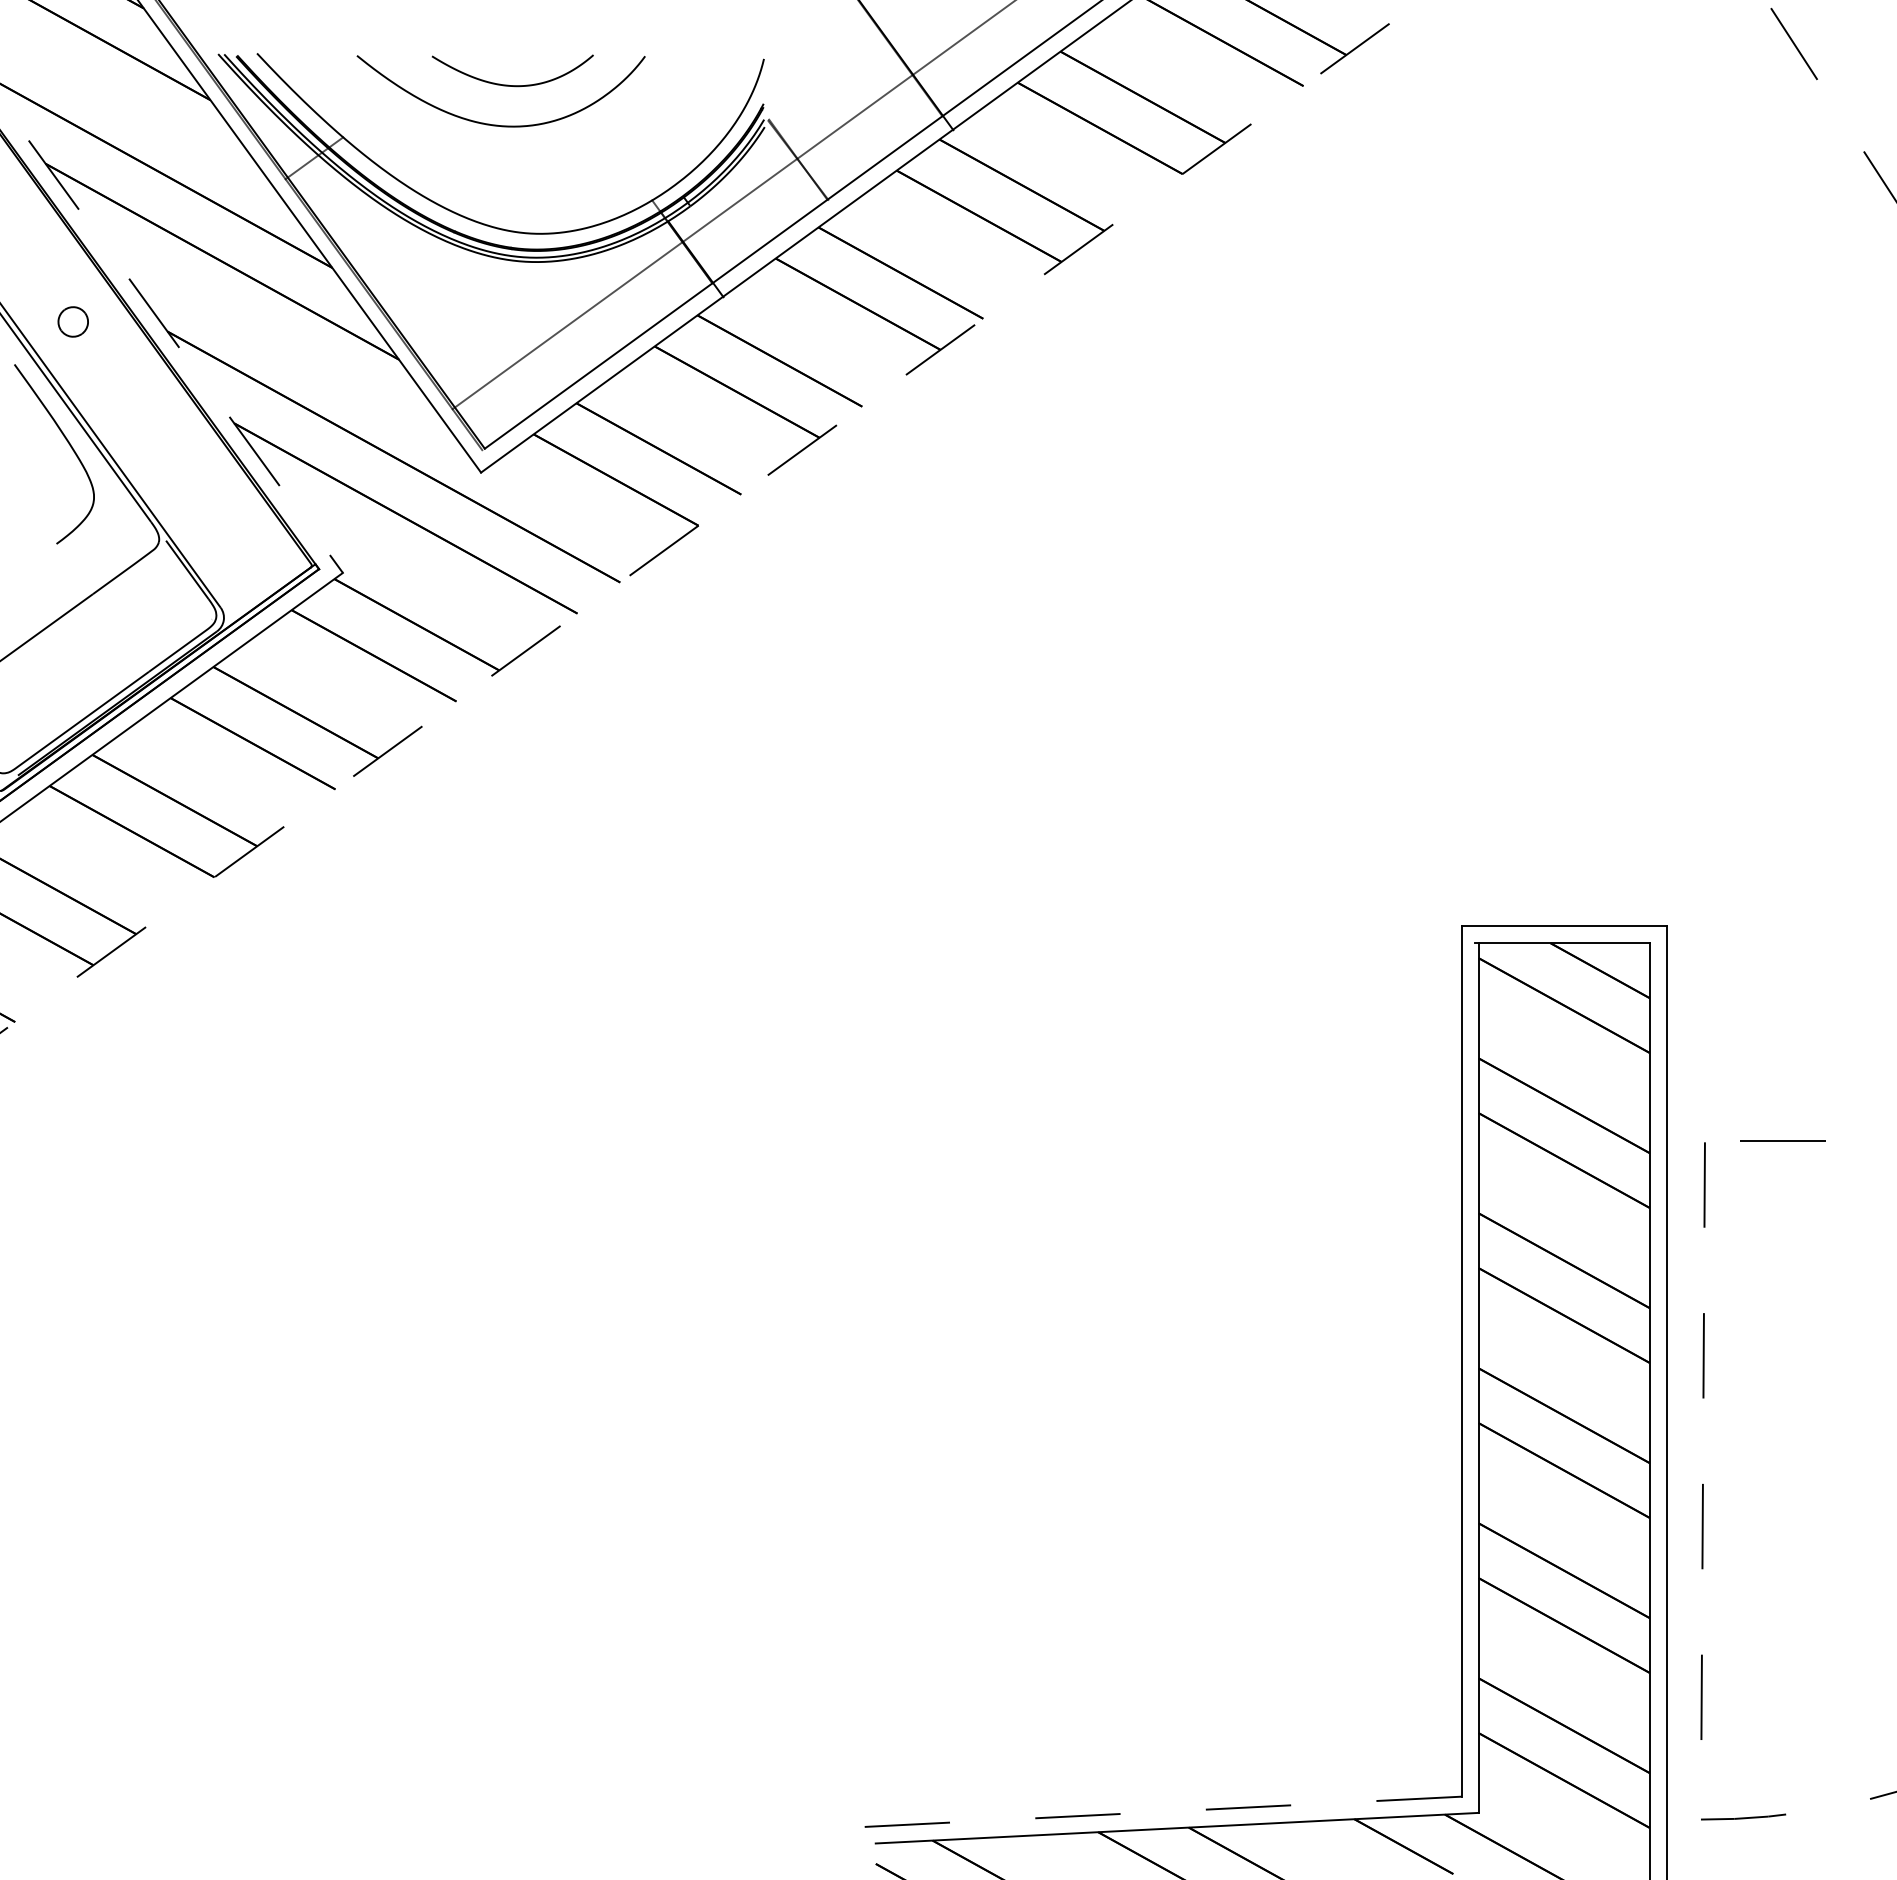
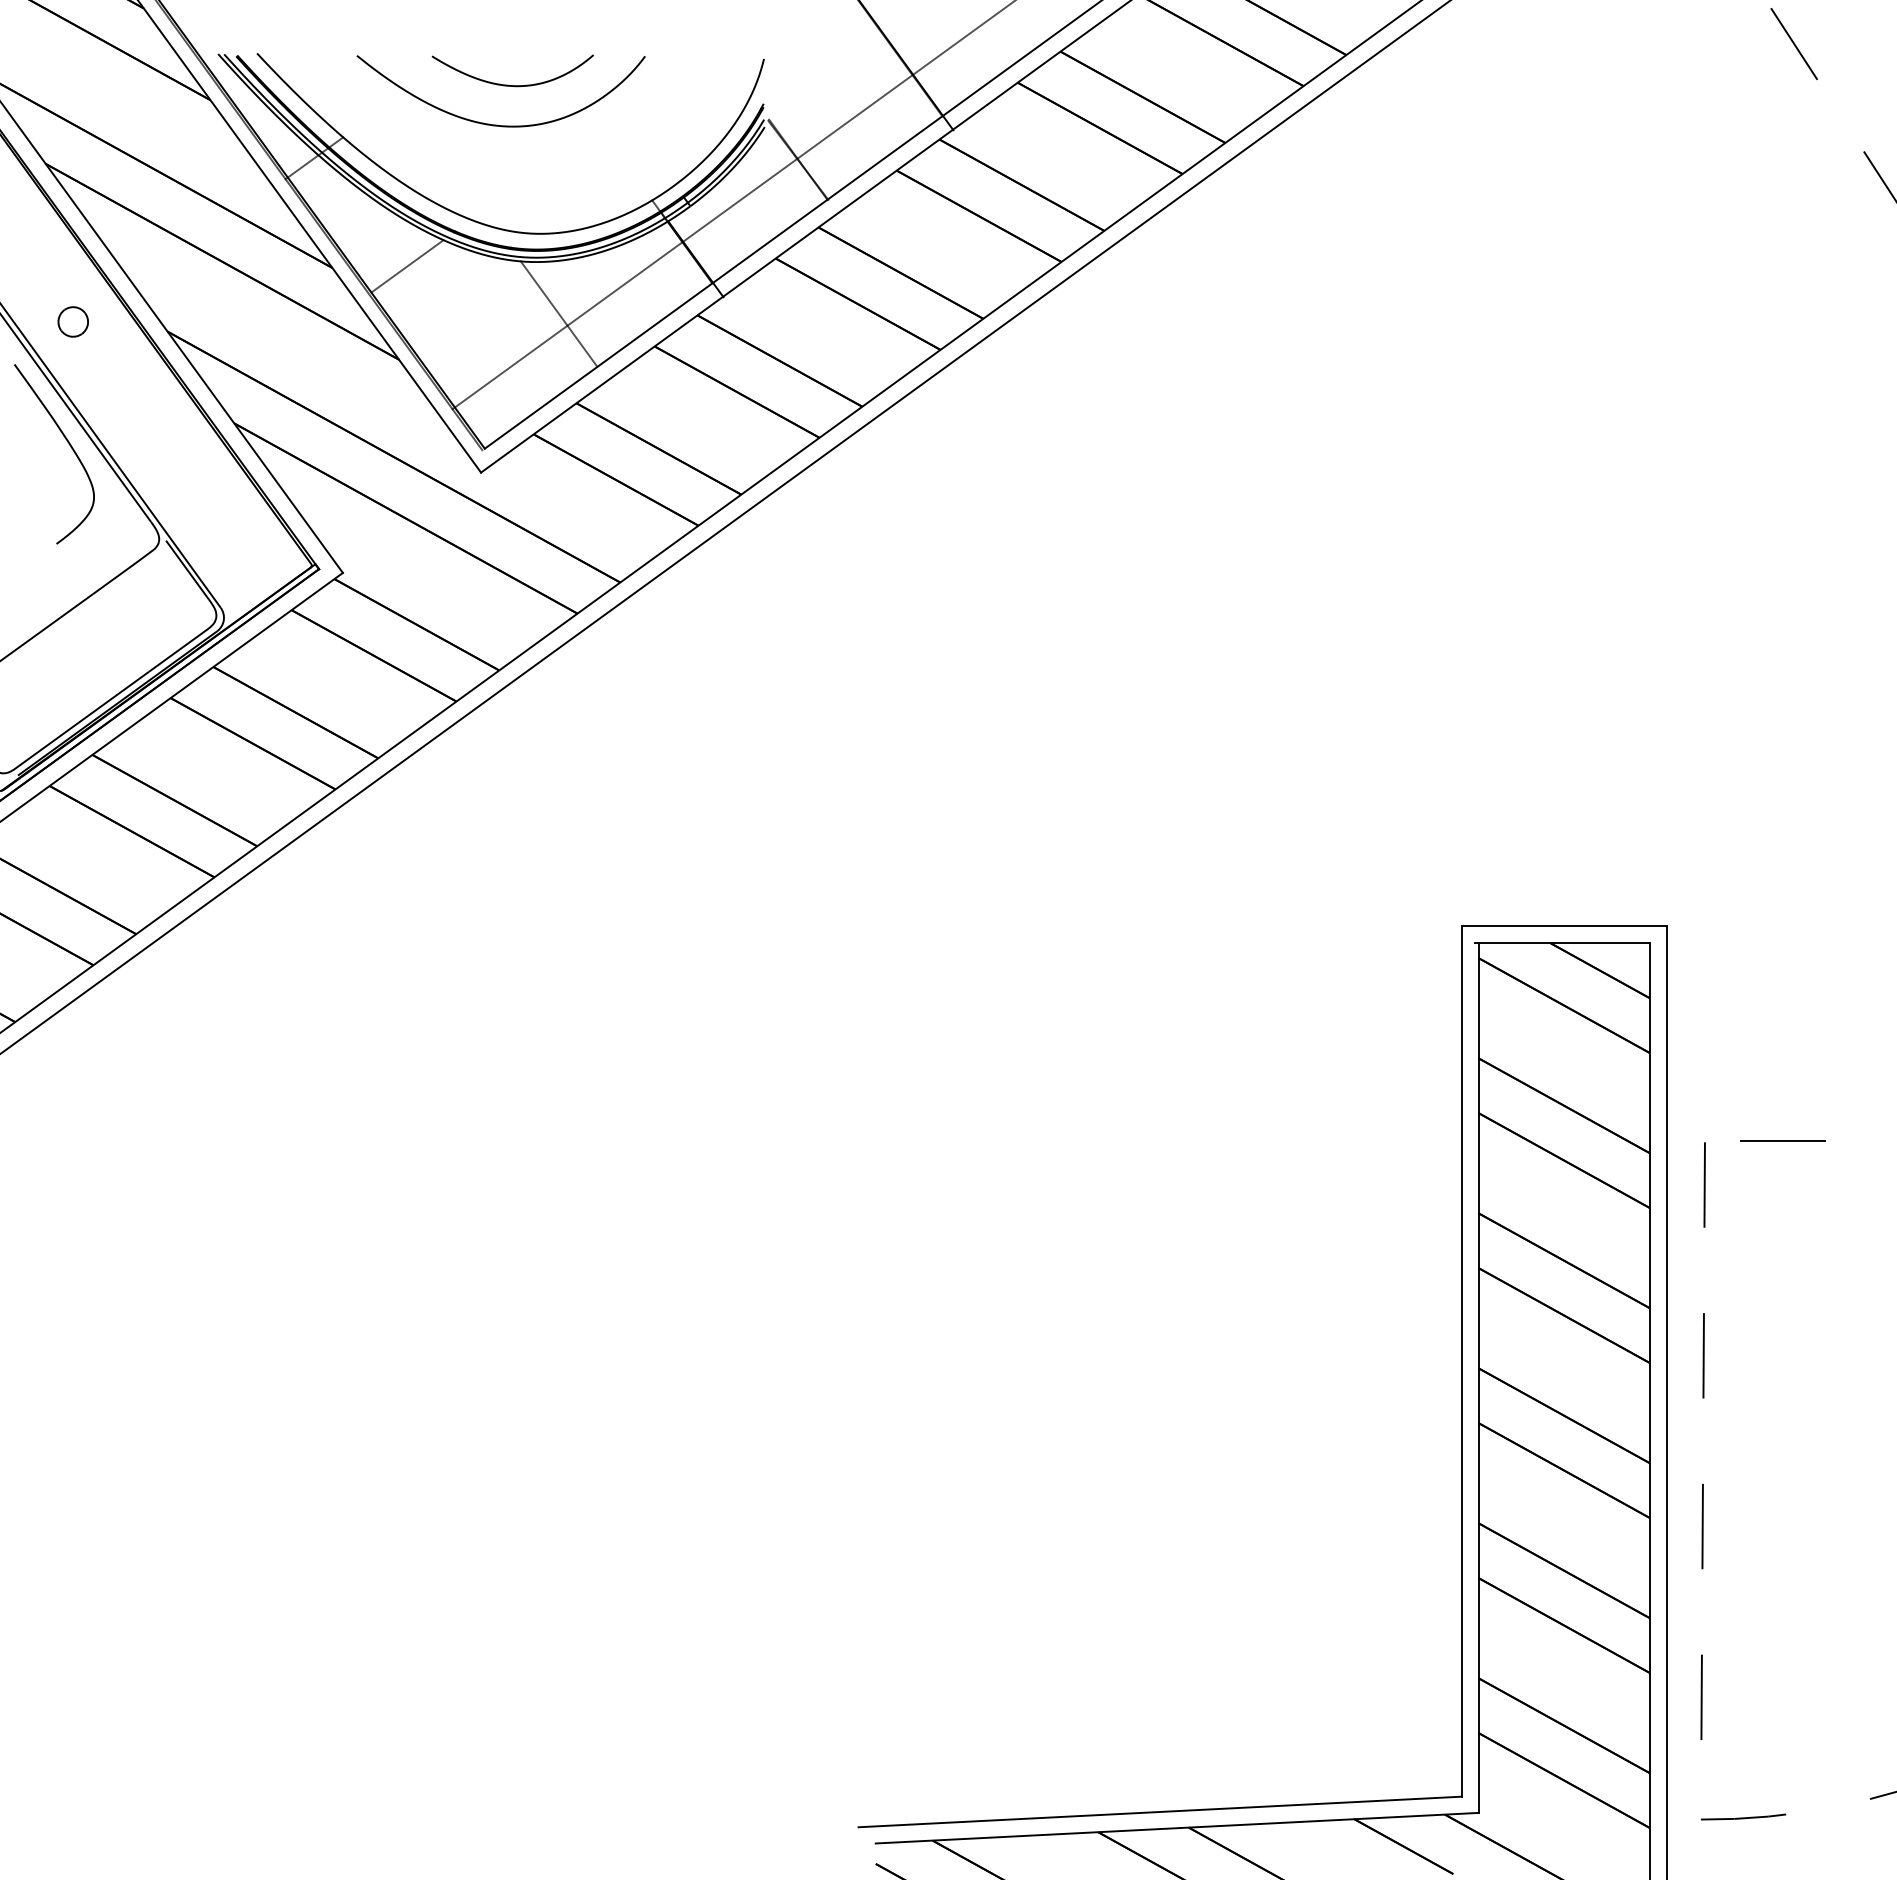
line: none -> present (407, 266)
line: none -> present (558, 313)
line: dashed -> solid (171, 337)
line: dashed -> solid (711, 516)
line: none -> present (725, 527)
line: dashed -> solid (1160, 1811)
